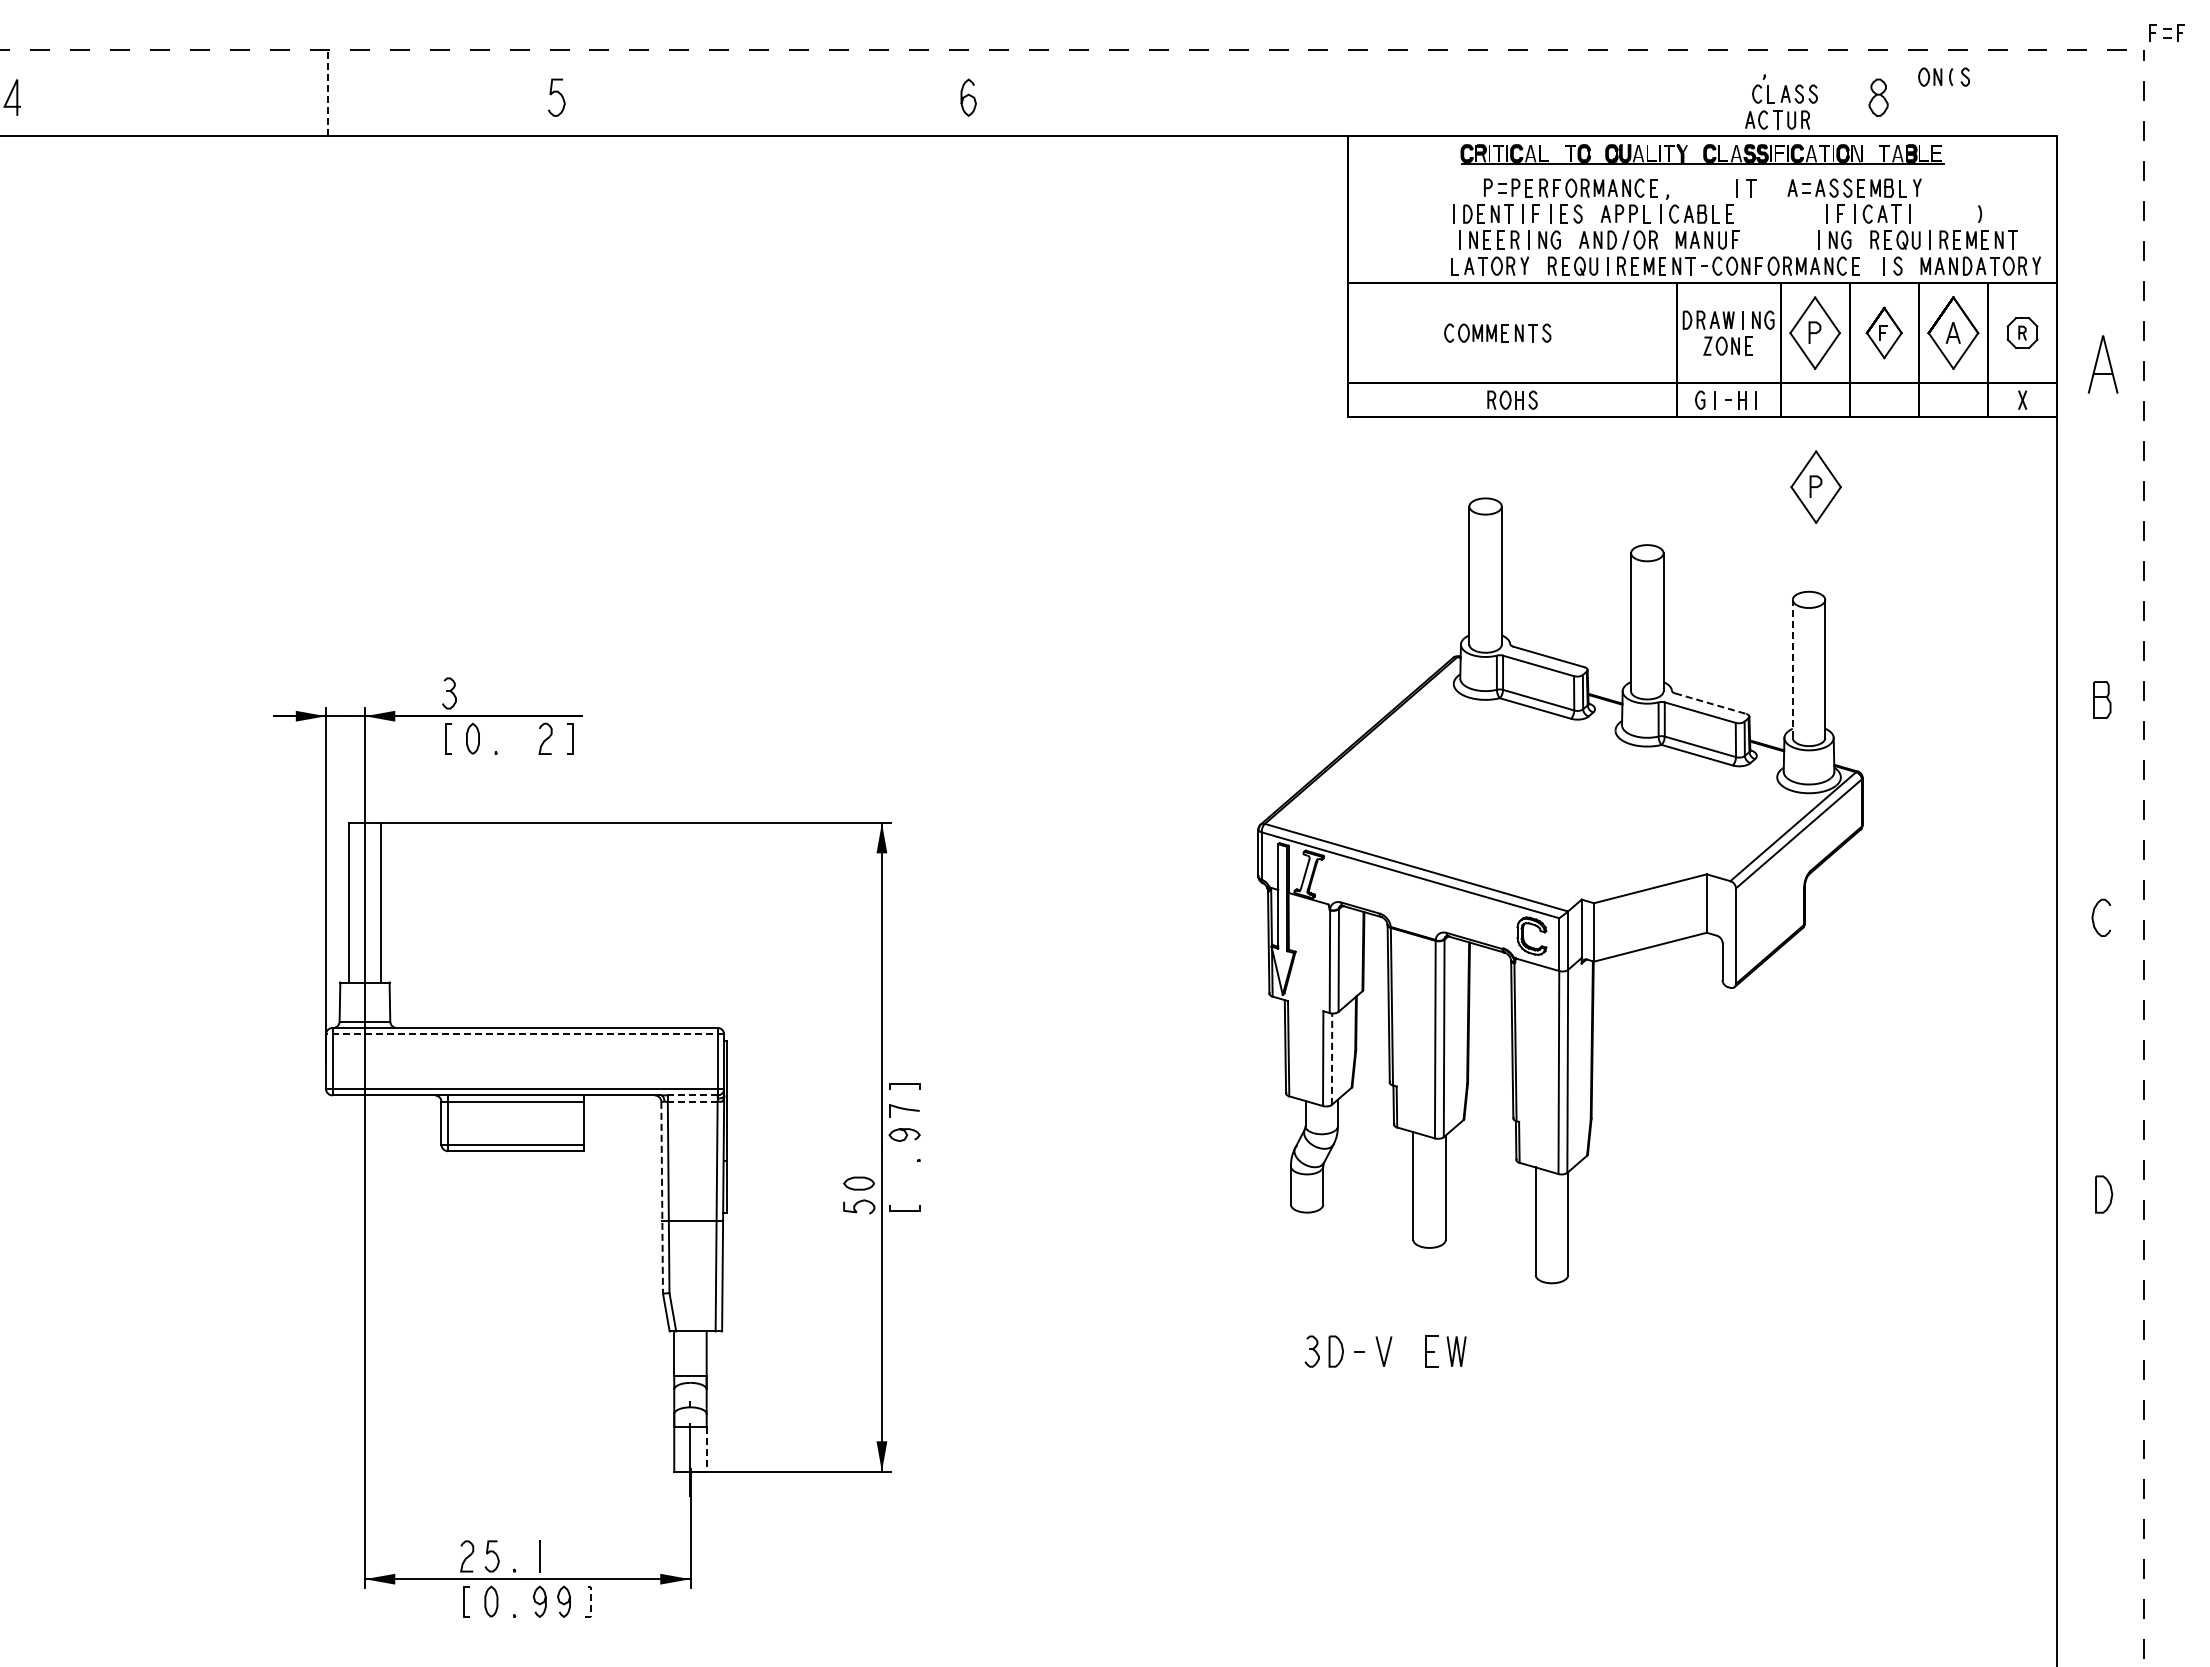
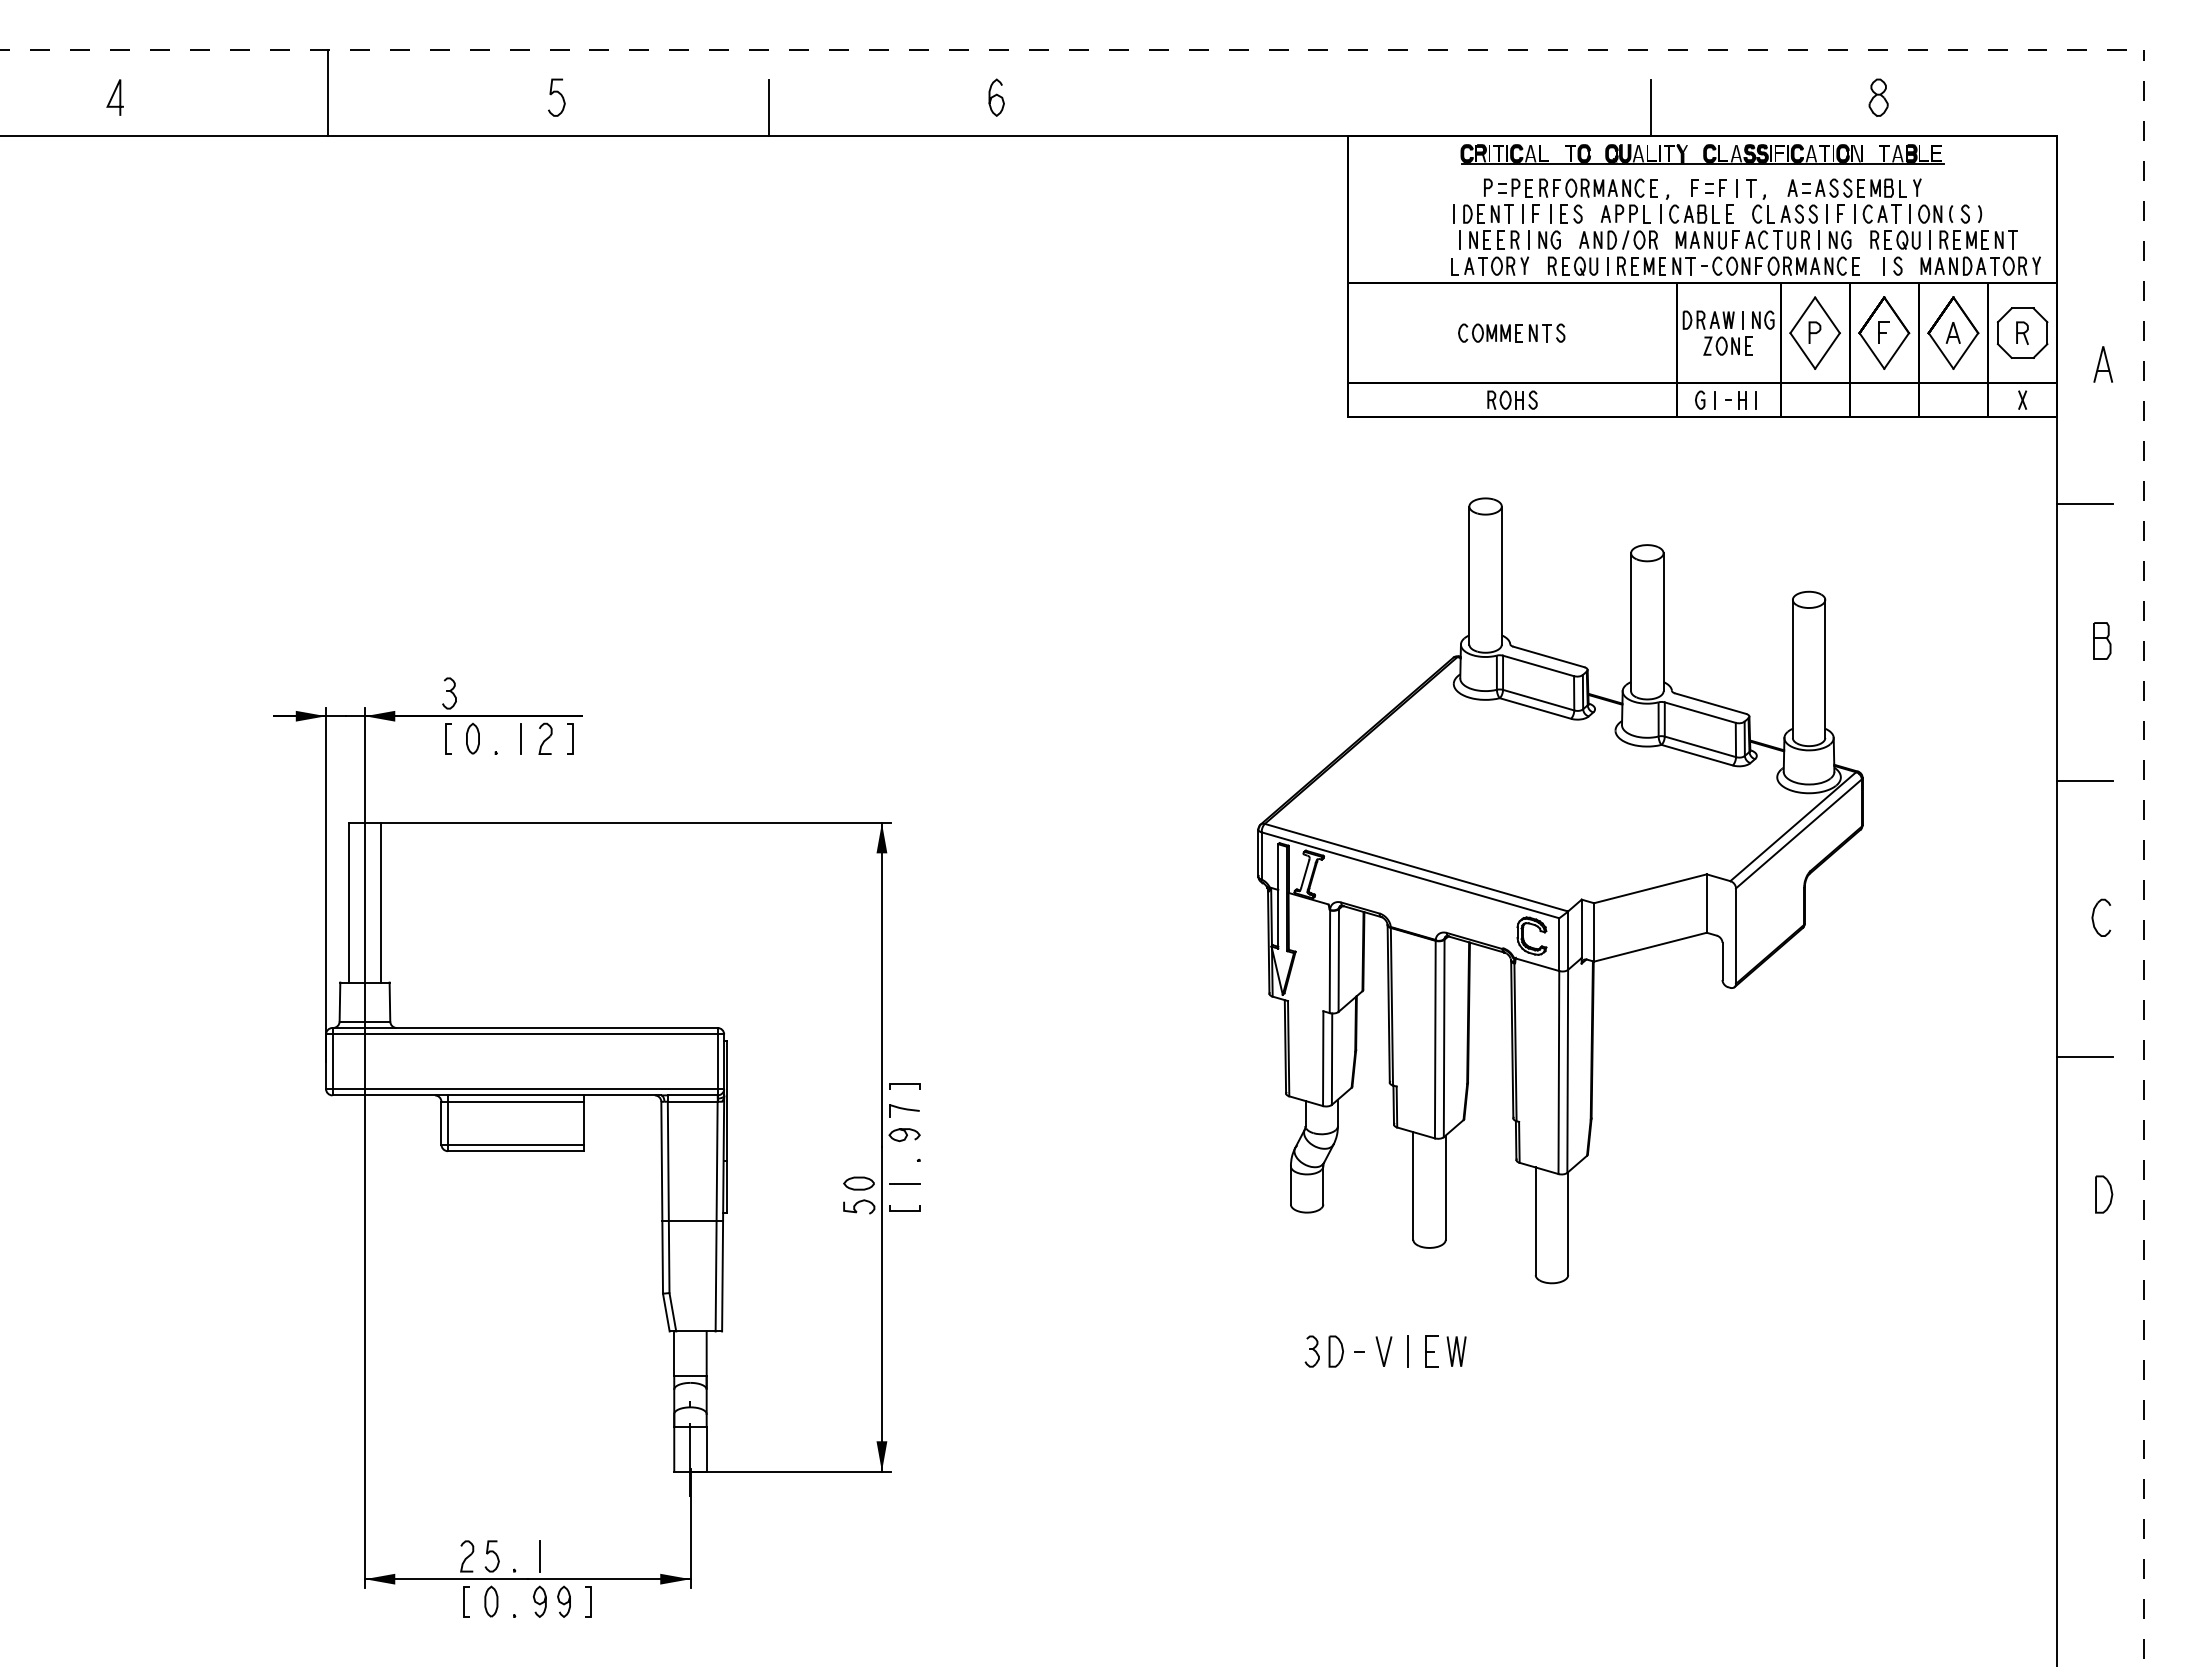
part position: (2166, 32) -> (1708, 187) (1708, 187)
part position: (1943, 76) -> (1943, 213) (1943, 213)
line: dashed -> solid (328, 92)
line position: (10, 96) -> (113, 96) (113, 96)
curve position: (967, 96) -> (995, 96) (995, 96)
part position: (1781, 101) -> (1781, 221) (1781, 221)
line: none -> present (768, 108)
line: none -> present (1650, 108)
part position: (1497, 332) -> (1511, 332) (1511, 332)
part size: 38x54 px -> 53x74 px (1884, 332)
part size: 33x32 px -> 53x52 px (2022, 332)
part size: 31x59 px -> 21x37 px (2103, 364)
part: present -> none (1815, 486)
line: none -> present (2085, 503)
line: dashed -> solid (1792, 668)
part position: (2102, 699) -> (2102, 640) (2102, 640)
line: dashed -> solid (1710, 703)
line: none -> present (521, 738)
line: none -> present (2085, 780)
line: dashed -> solid (524, 1034)
line: none -> present (2085, 1057)
line: dashed -> solid (1332, 1059)
line: dashed -> solid (692, 1095)
line: dashed -> solid (692, 1101)
line: none -> present (904, 1183)
line: dashed -> solid (662, 1197)
line: none -> present (1408, 1351)
line: dashed -> solid (706, 1449)
line: dashed -> solid (591, 1601)
